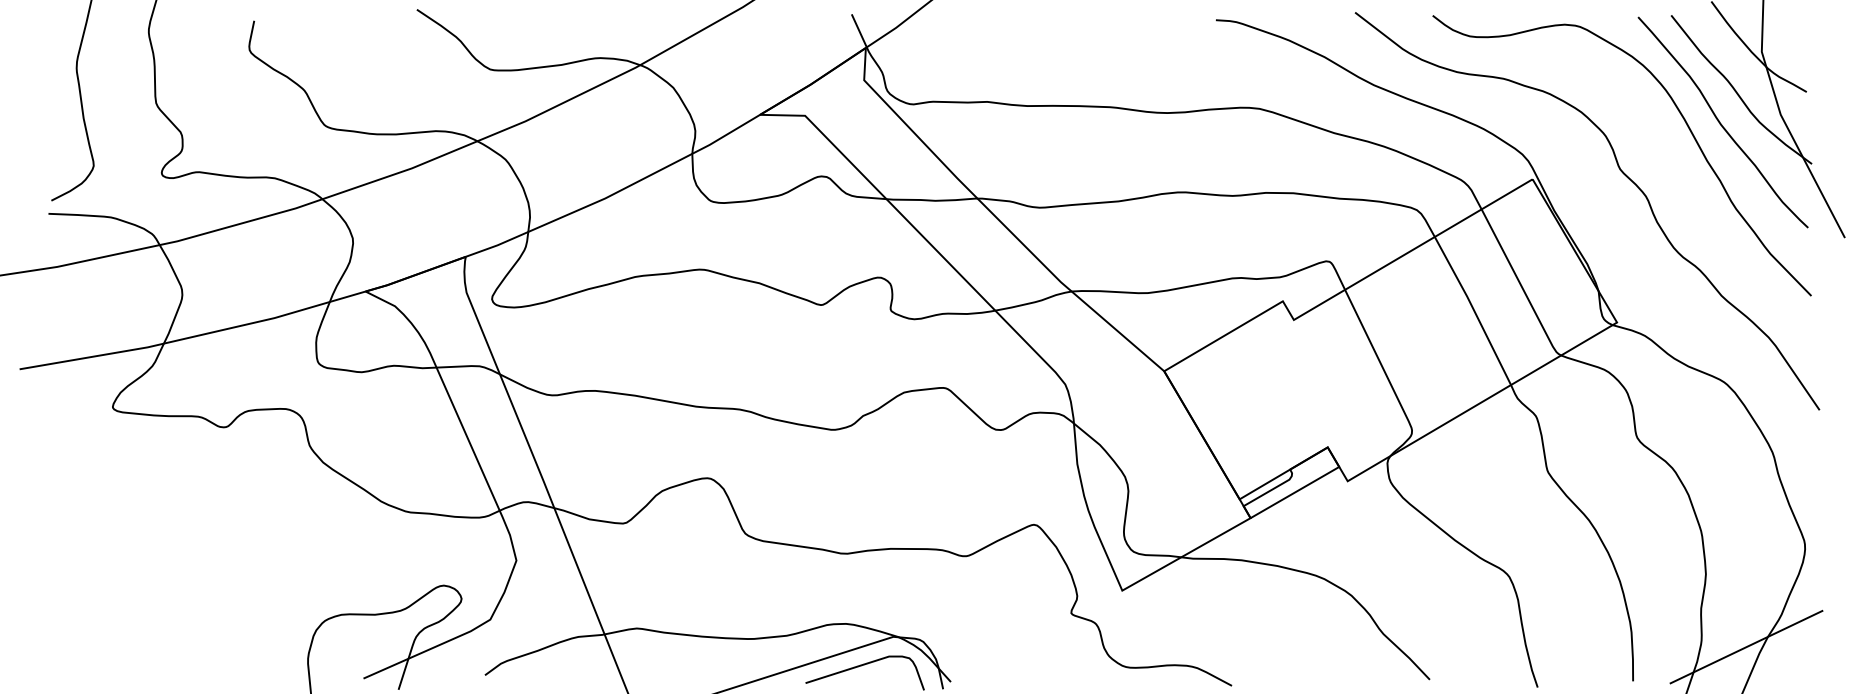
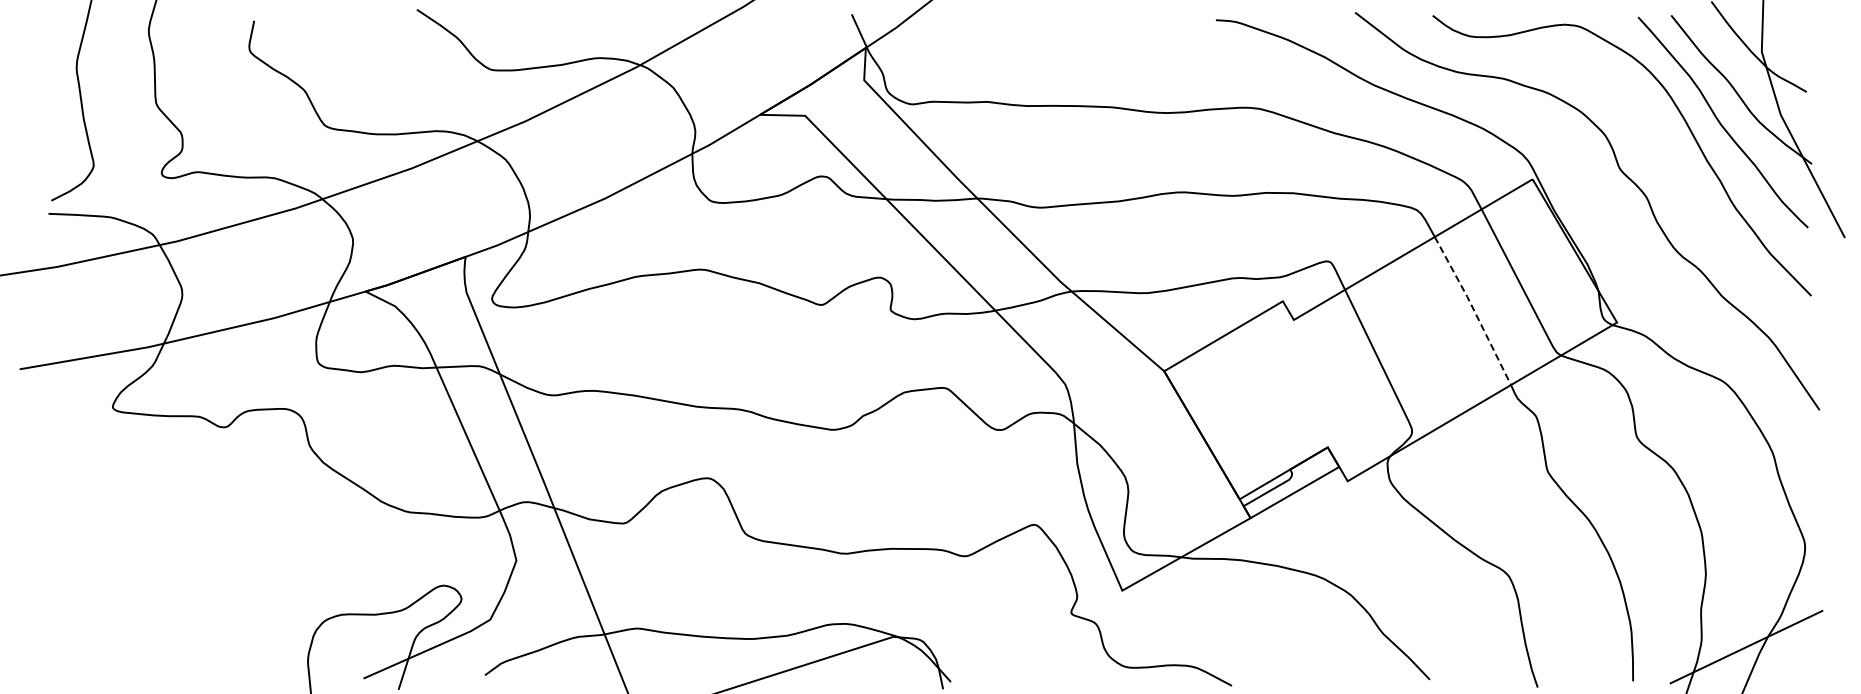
line: solid -> dashed (1473, 310)
curve: present -> none (861, 666)
